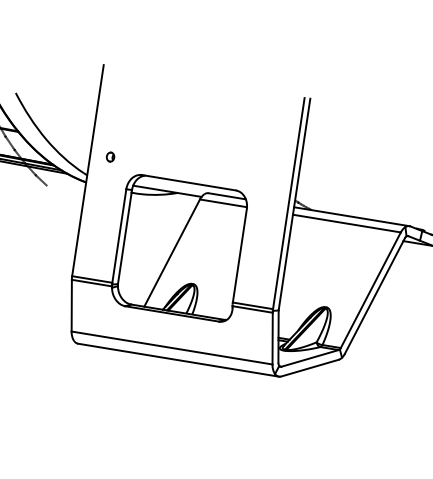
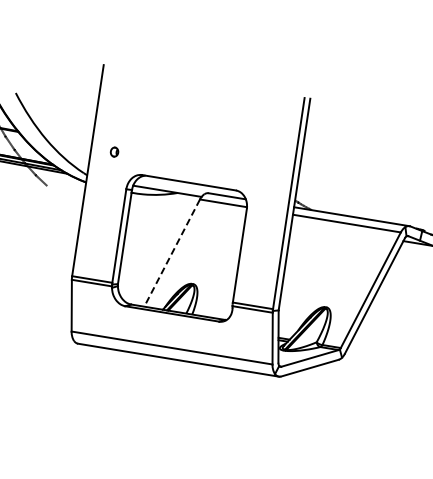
part position: (110, 156) -> (114, 151) (114, 151)
line: solid -> dashed (171, 253)
